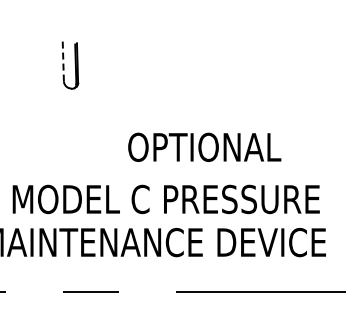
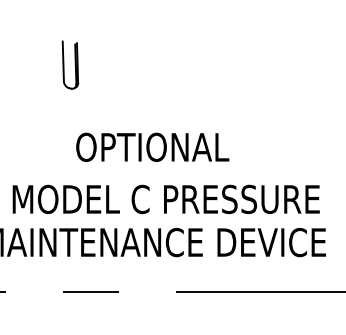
line: dashed -> solid (63, 61)
text position: (204, 146) -> (152, 146) (152, 146)
